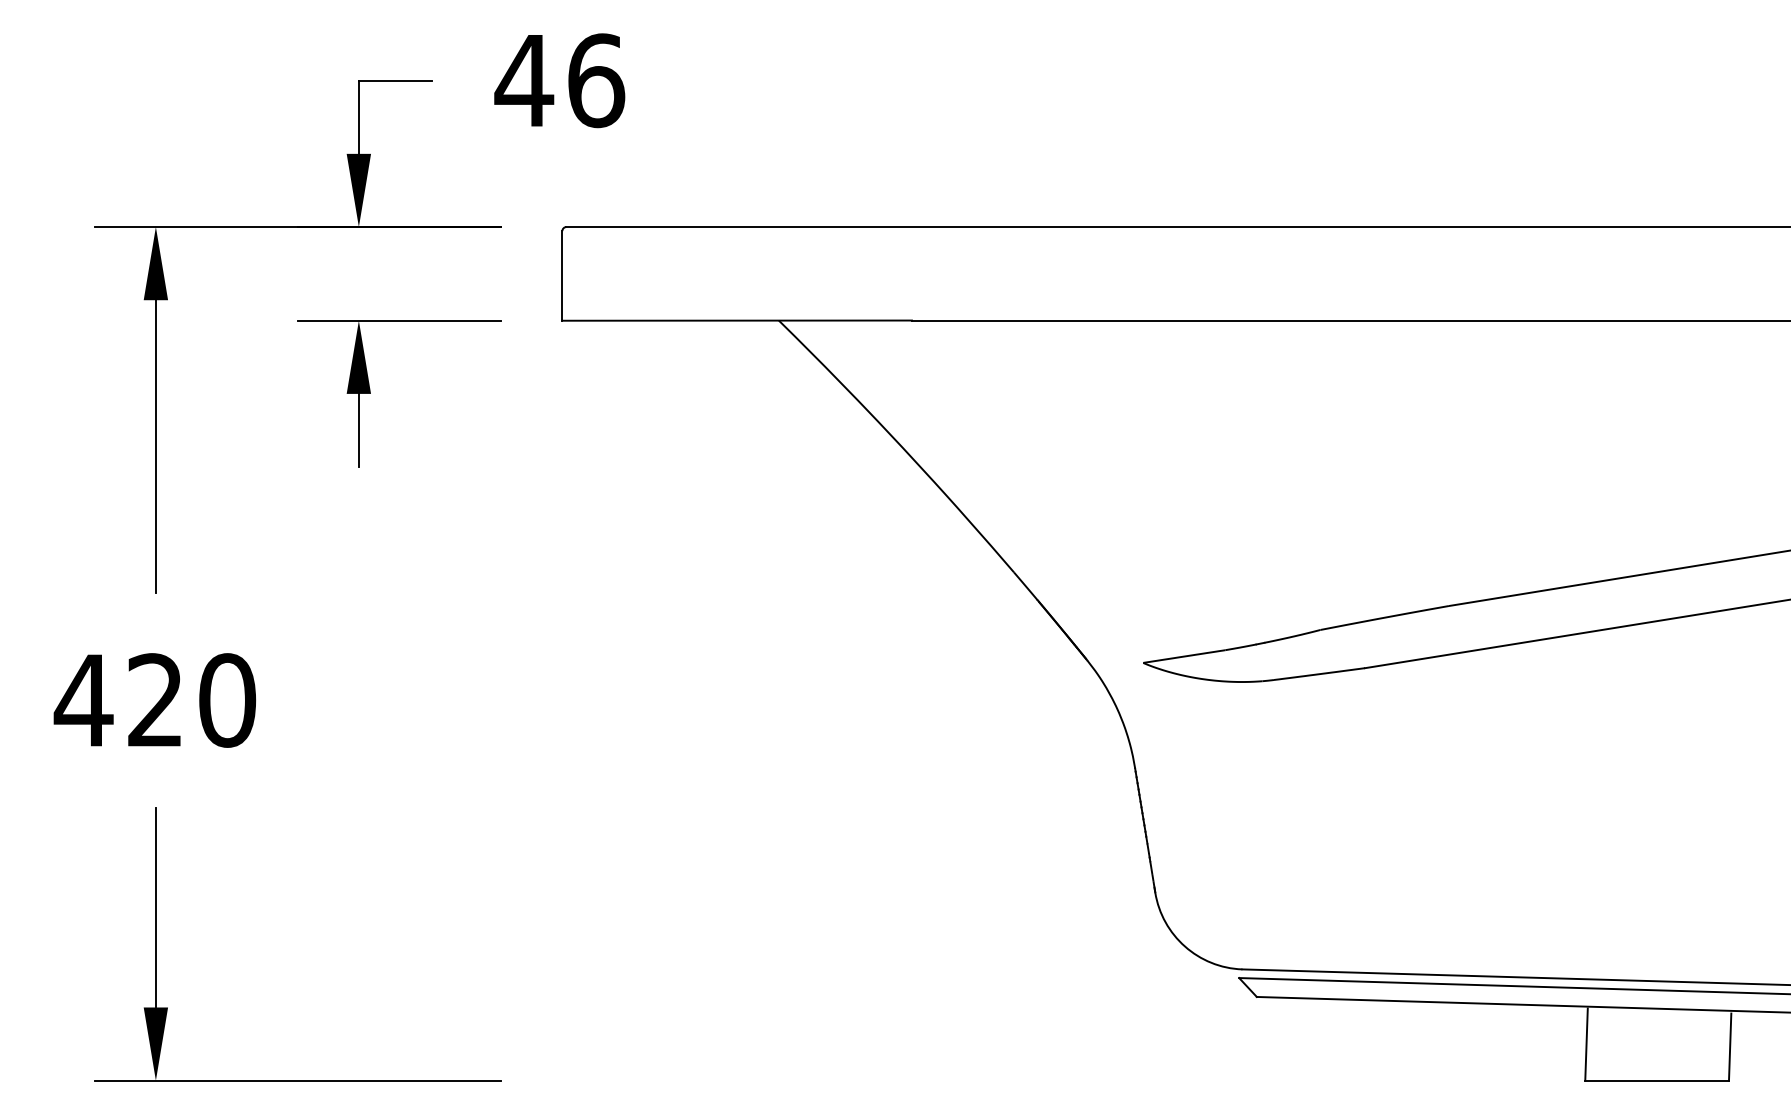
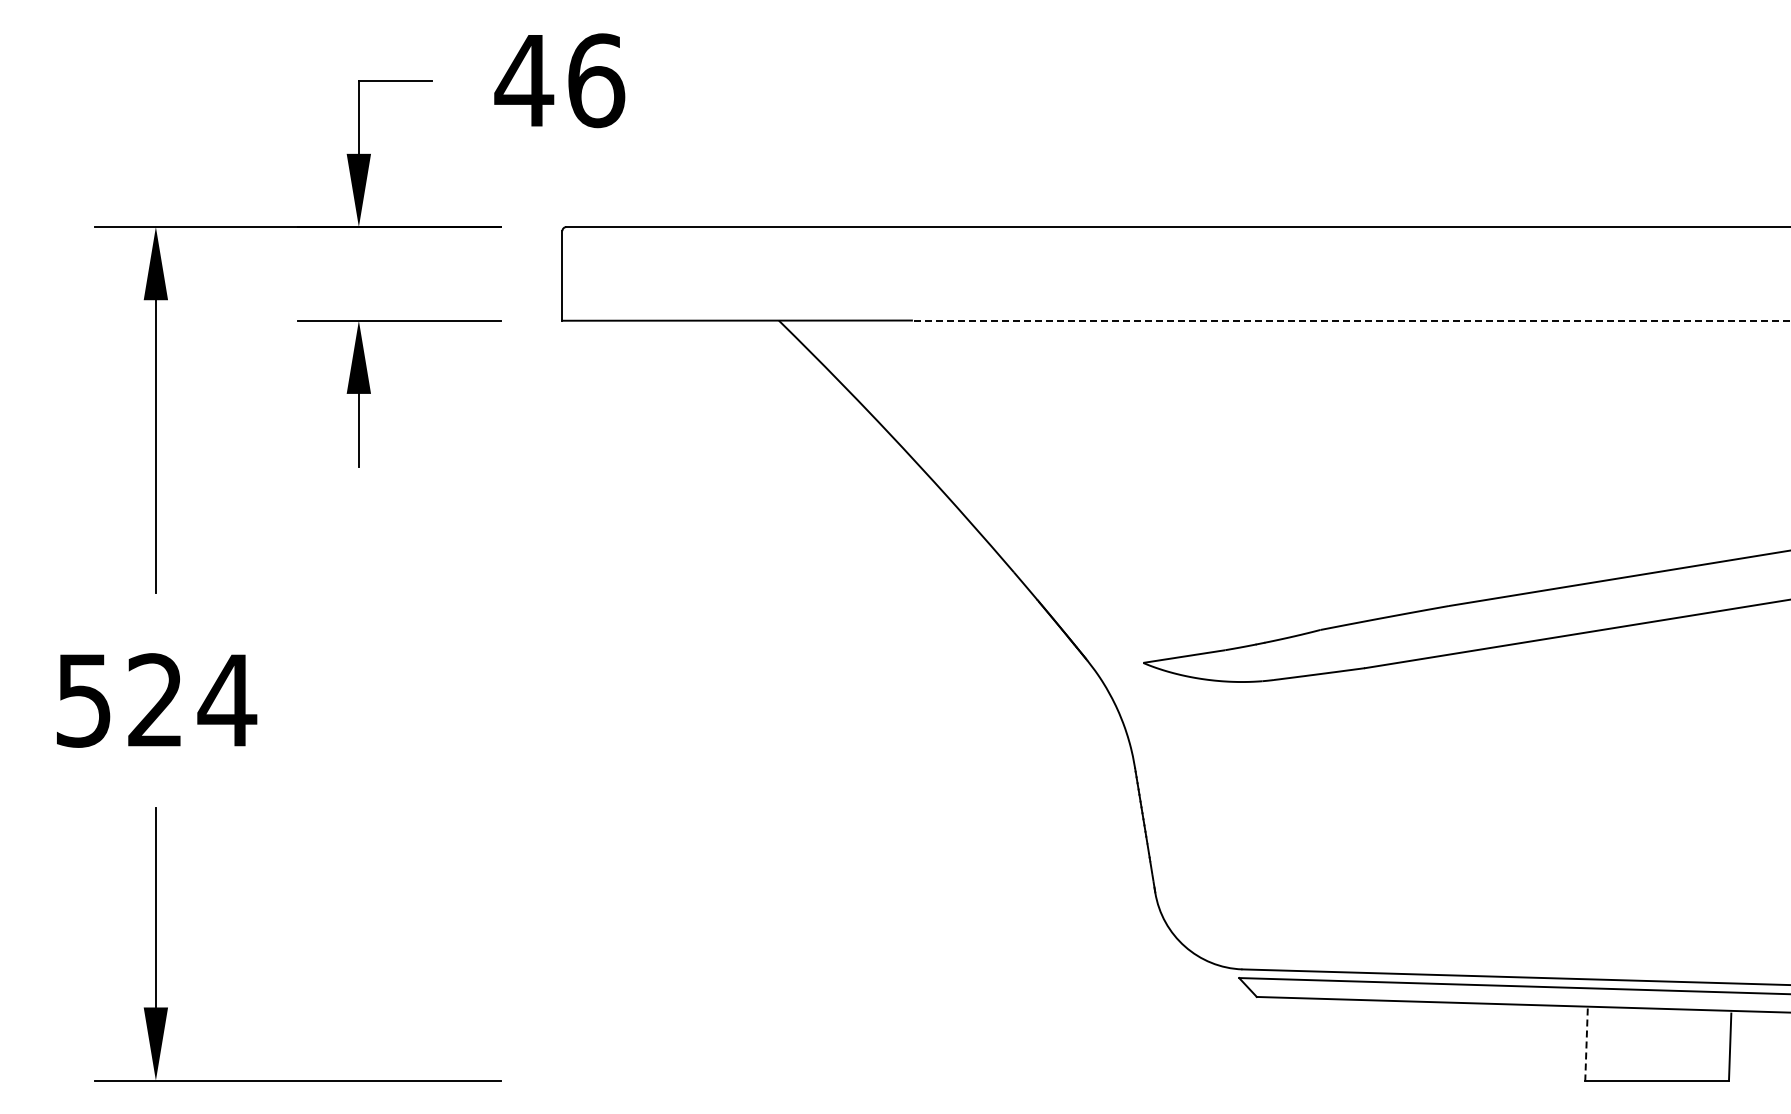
line: solid -> dashed (1350, 320)
text: 420 -> 524 (155, 700)
line: solid -> dashed (1586, 1045)
